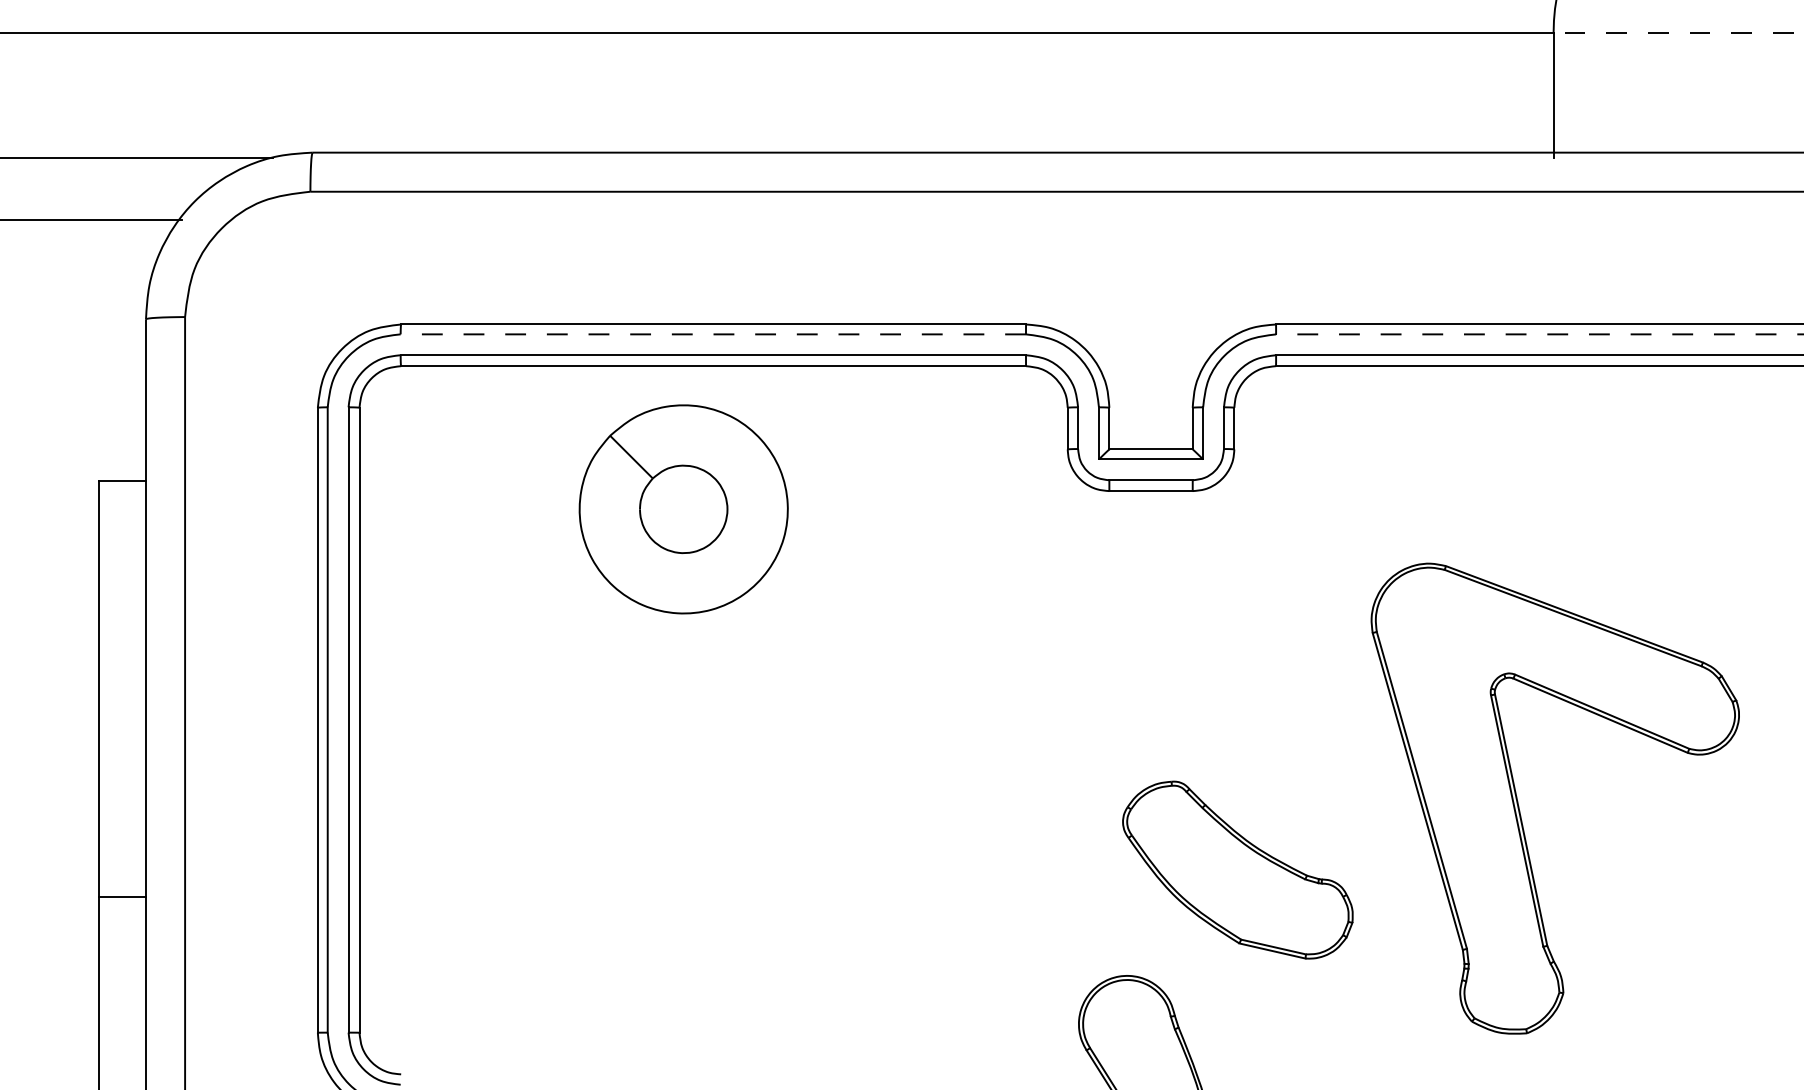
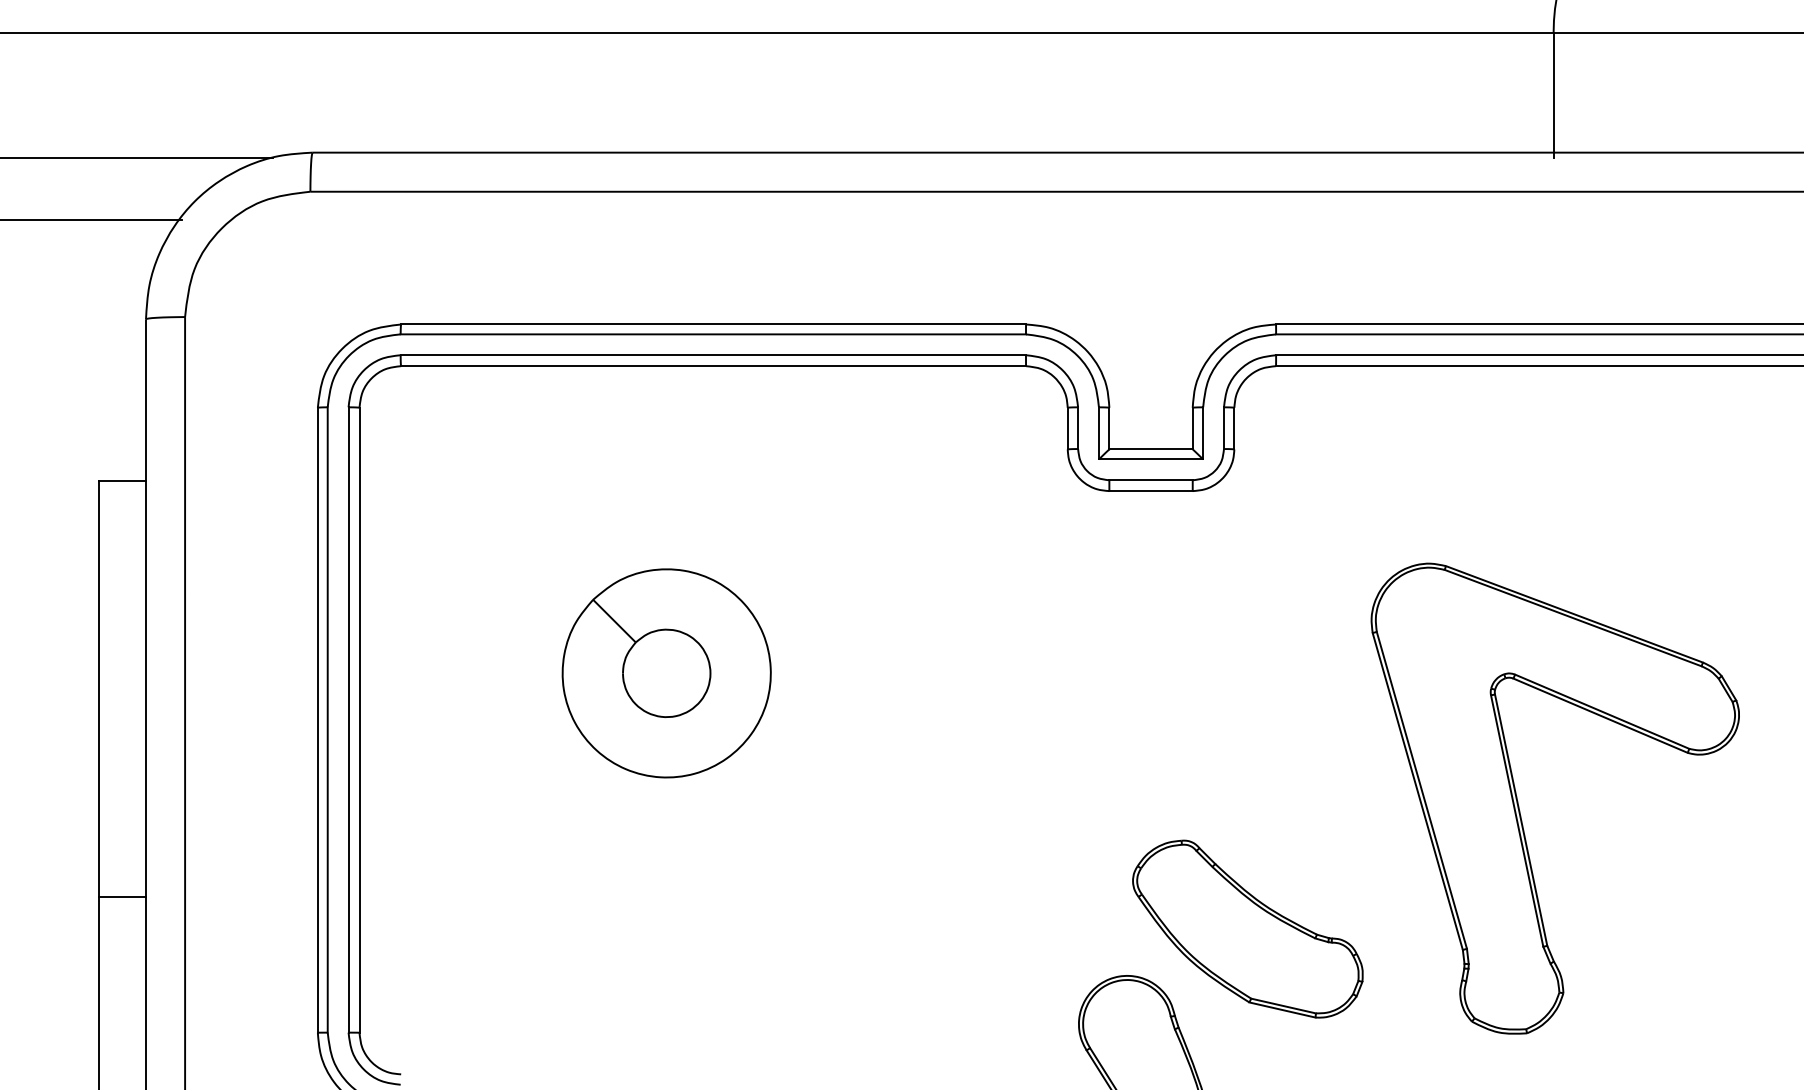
line: dashed -> solid (1678, 32)
line: dashed -> solid (713, 334)
line: dashed -> solid (1539, 334)
part position: (683, 509) -> (666, 673) (666, 673)
part position: (1237, 869) -> (1247, 928) (1247, 928)
